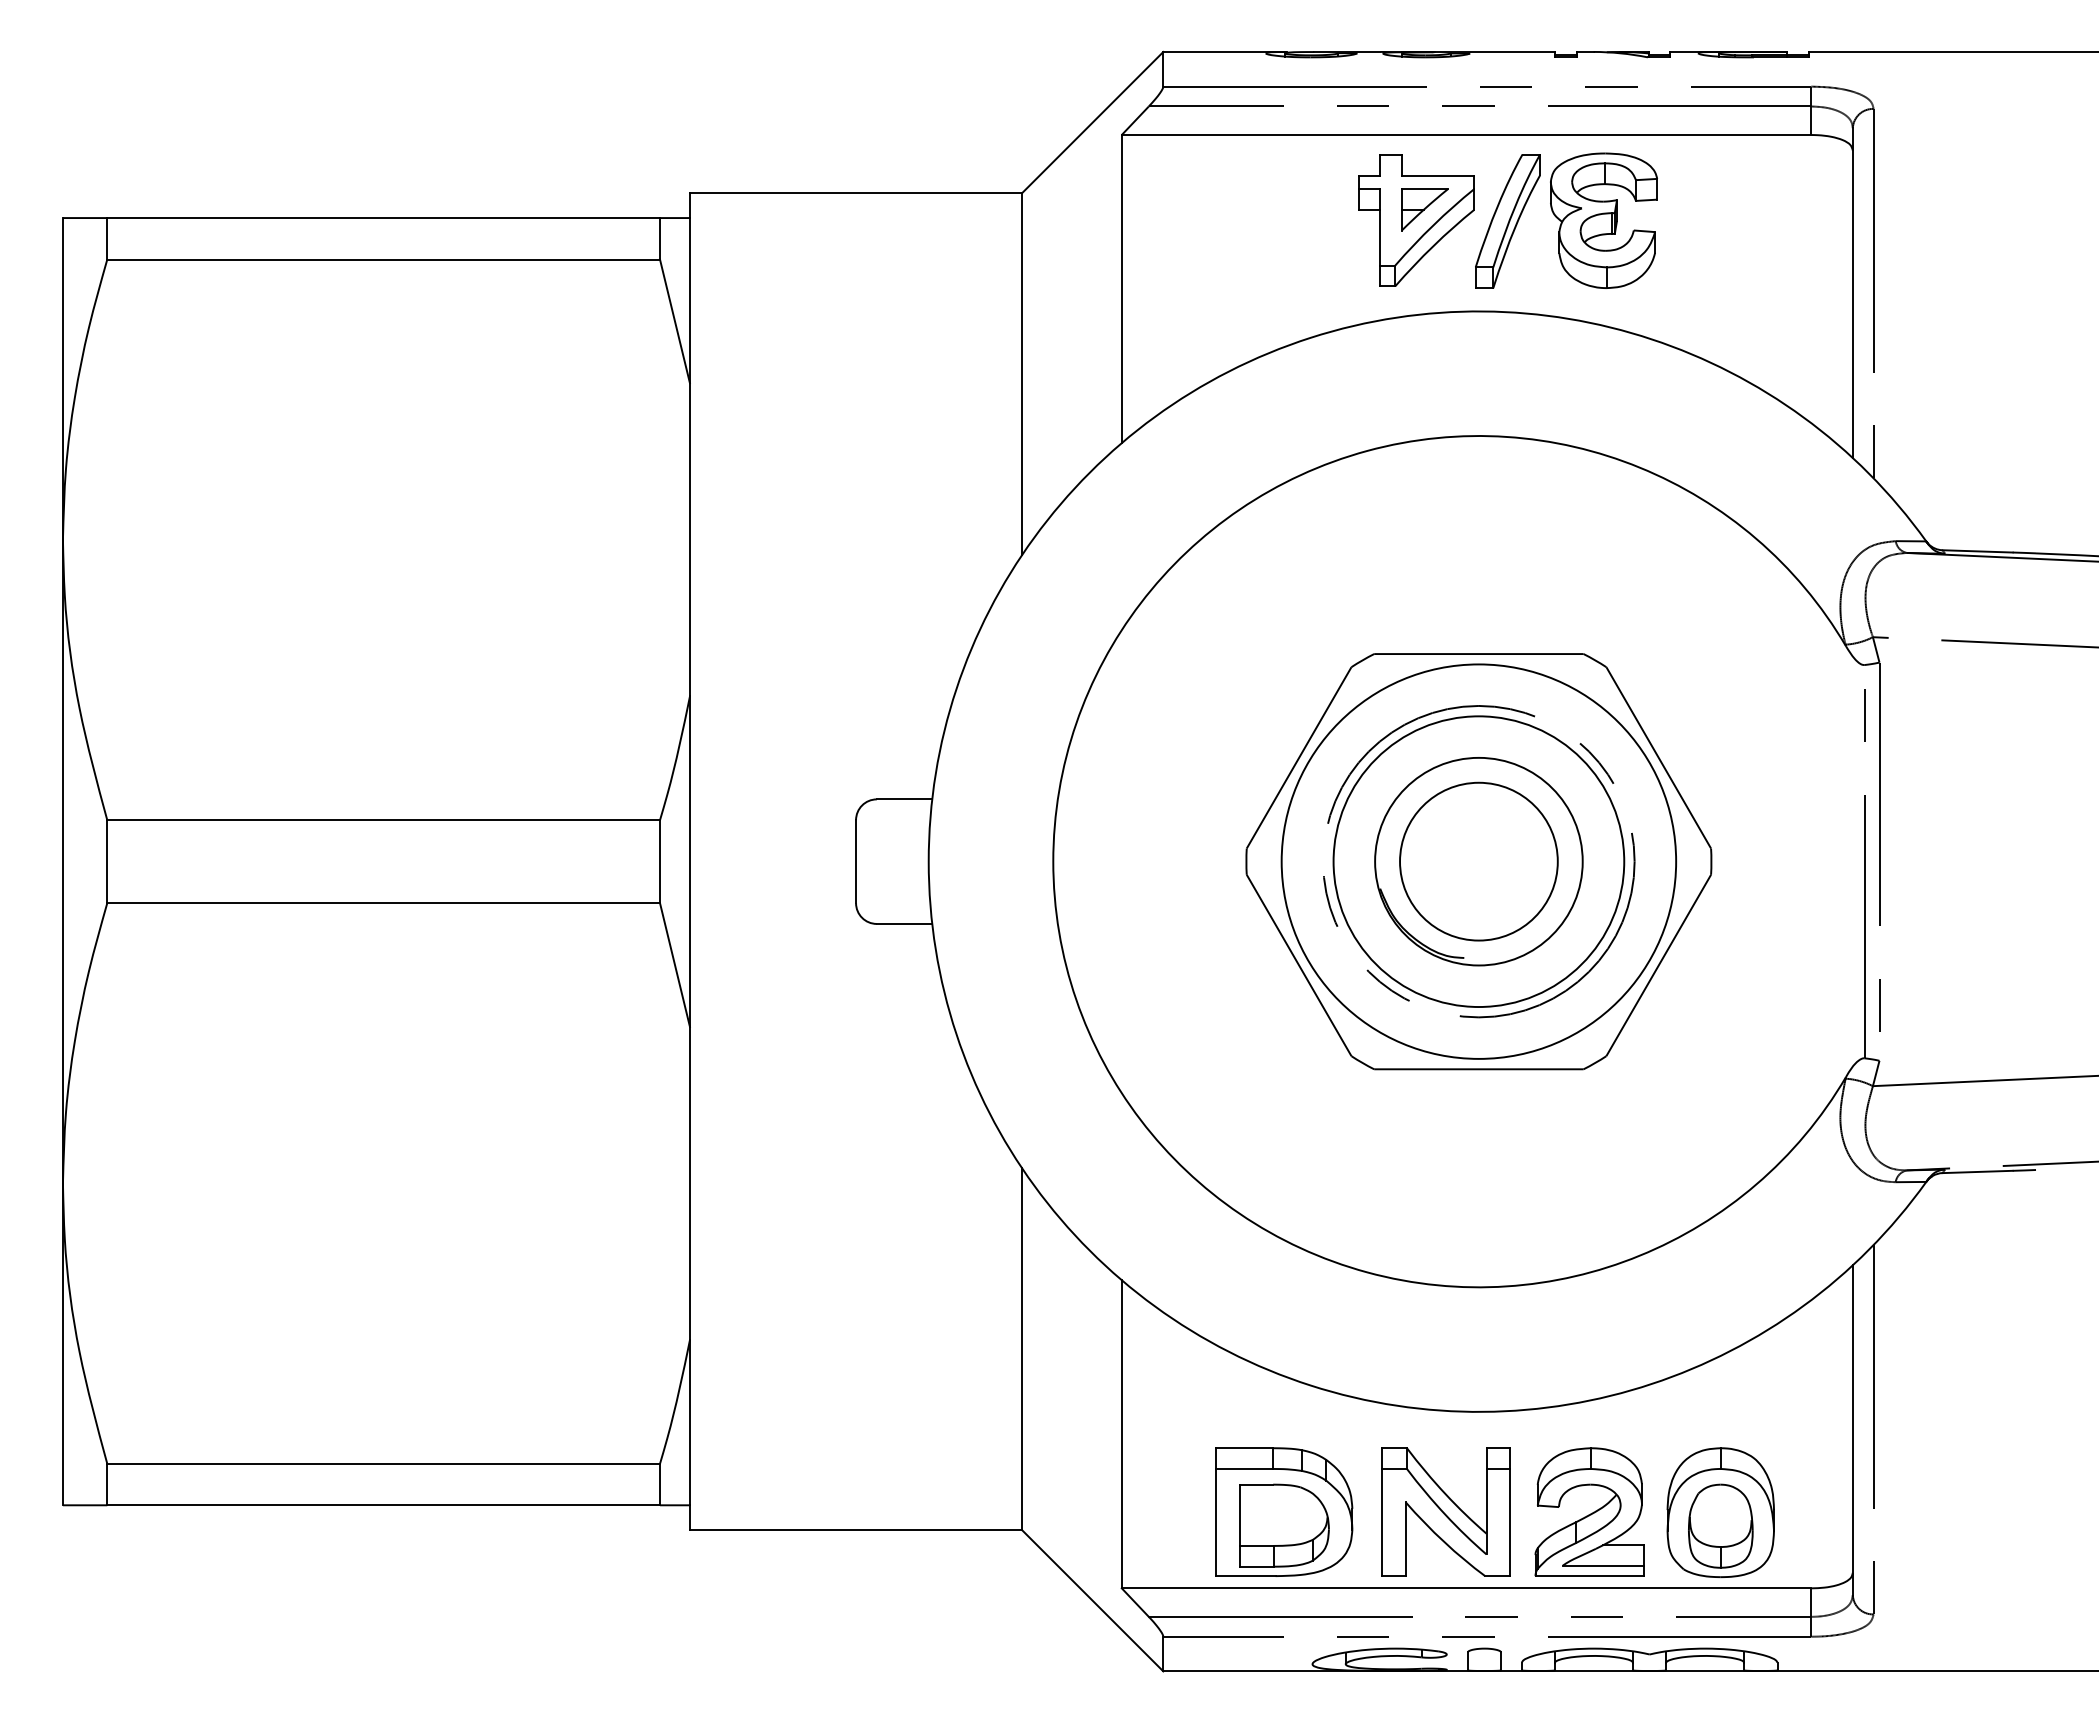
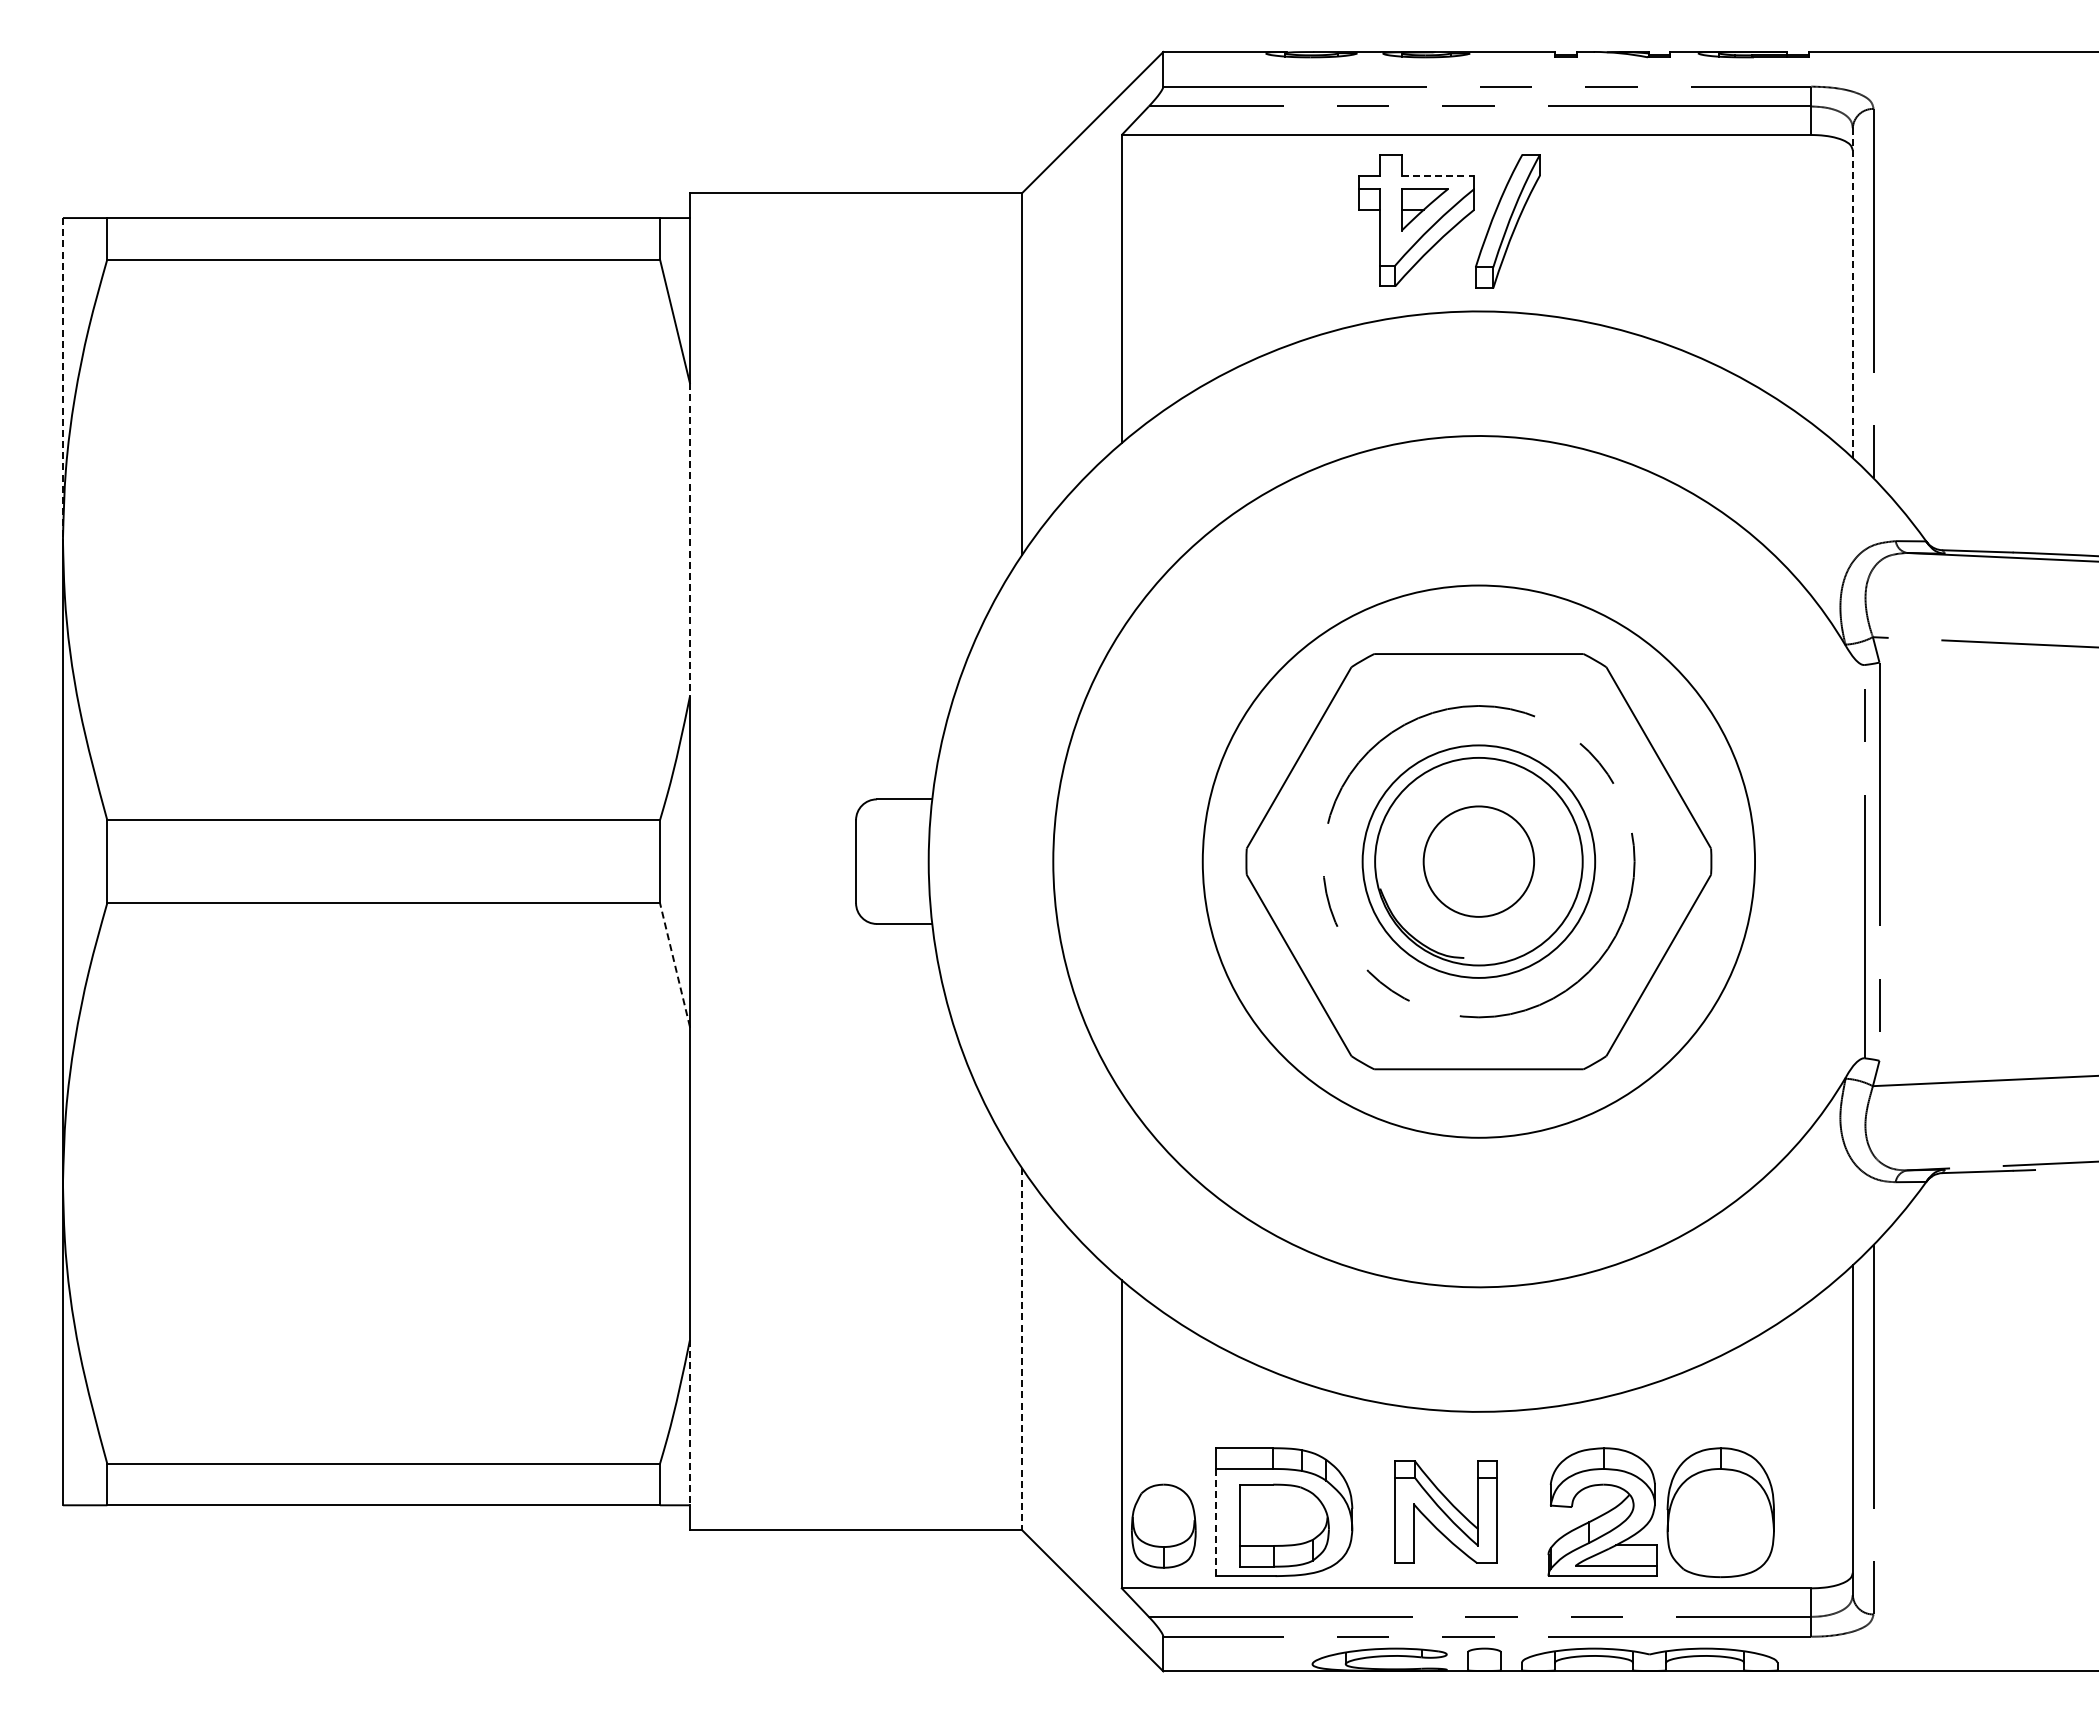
line: solid -> dashed (1438, 176)
part: present -> none (1603, 220)
line: solid -> dashed (1852, 293)
line: solid -> dashed (62, 378)
line: solid -> dashed (689, 539)
circle diameter: 158 px -> 110 px (1478, 861)
circle diameter: 291 px -> 233 px (1478, 861)
circle diameter: 394 px -> 552 px (1478, 861)
line: solid -> dashed (674, 965)
line: solid -> dashed (1022, 1349)
line: solid -> dashed (689, 1422)
part size: 130x130 px -> 104x104 px (1445, 1511)
part position: (1589, 1511) -> (1602, 1511) (1602, 1511)
line: solid -> dashed (1216, 1522)
part position: (1720, 1525) -> (1163, 1525) (1163, 1525)
